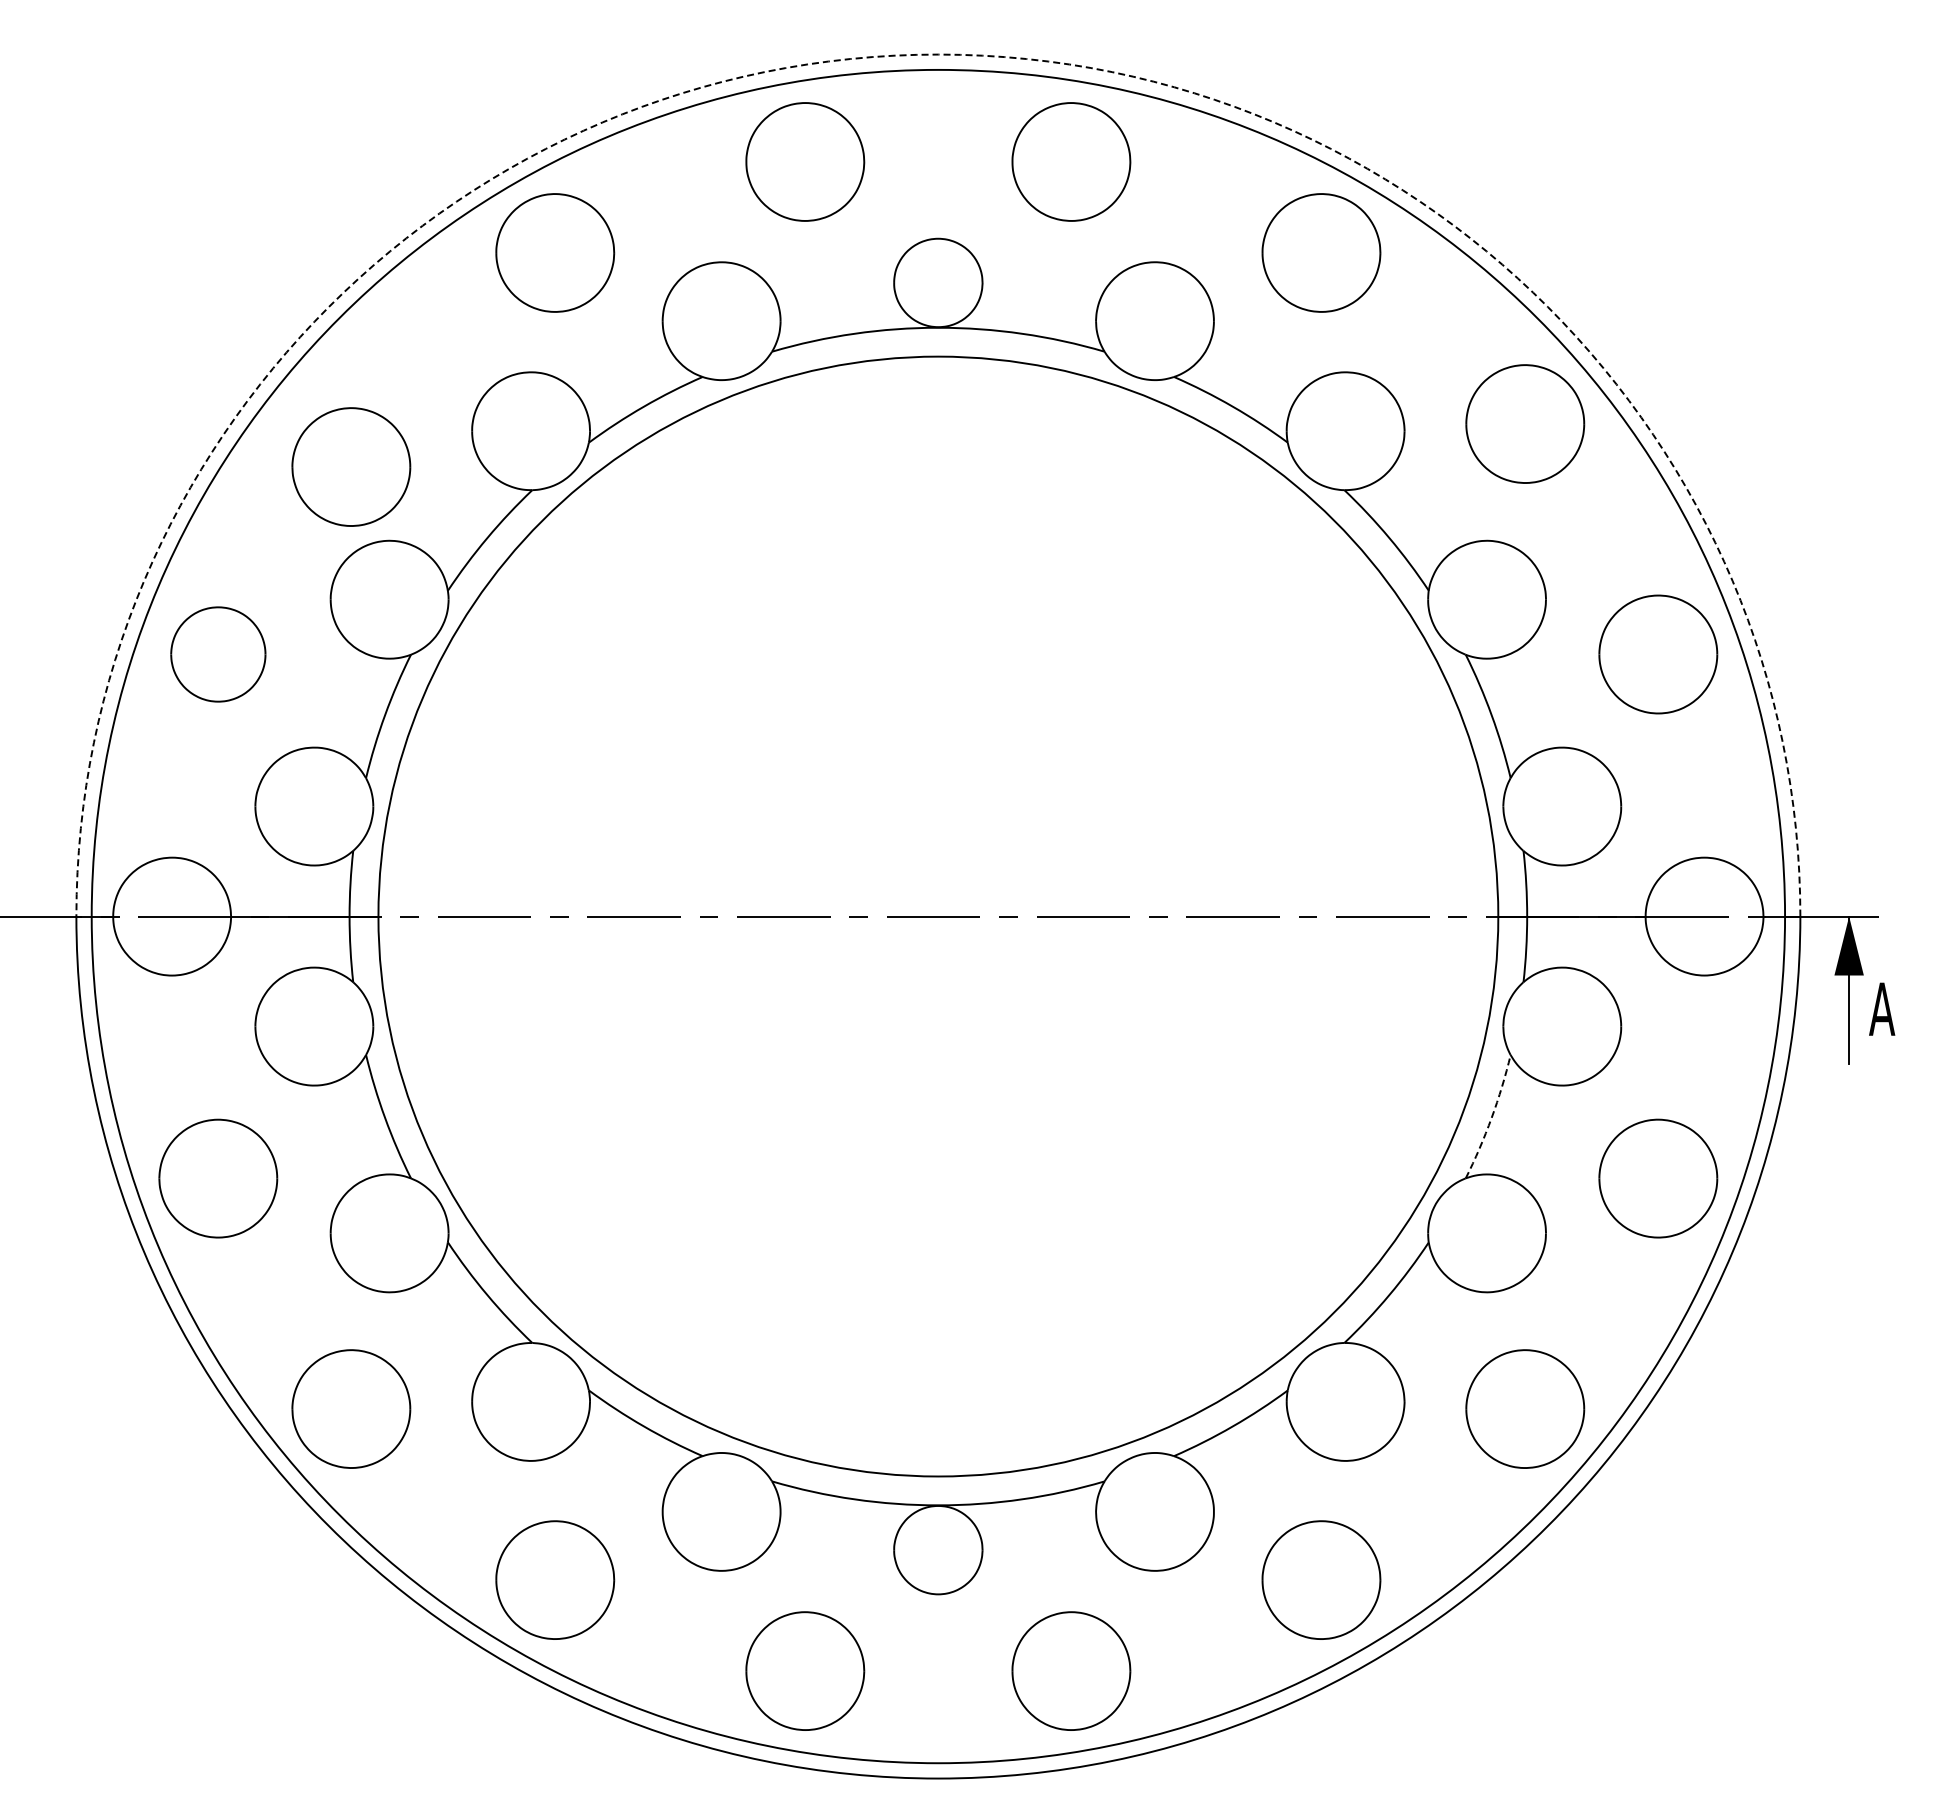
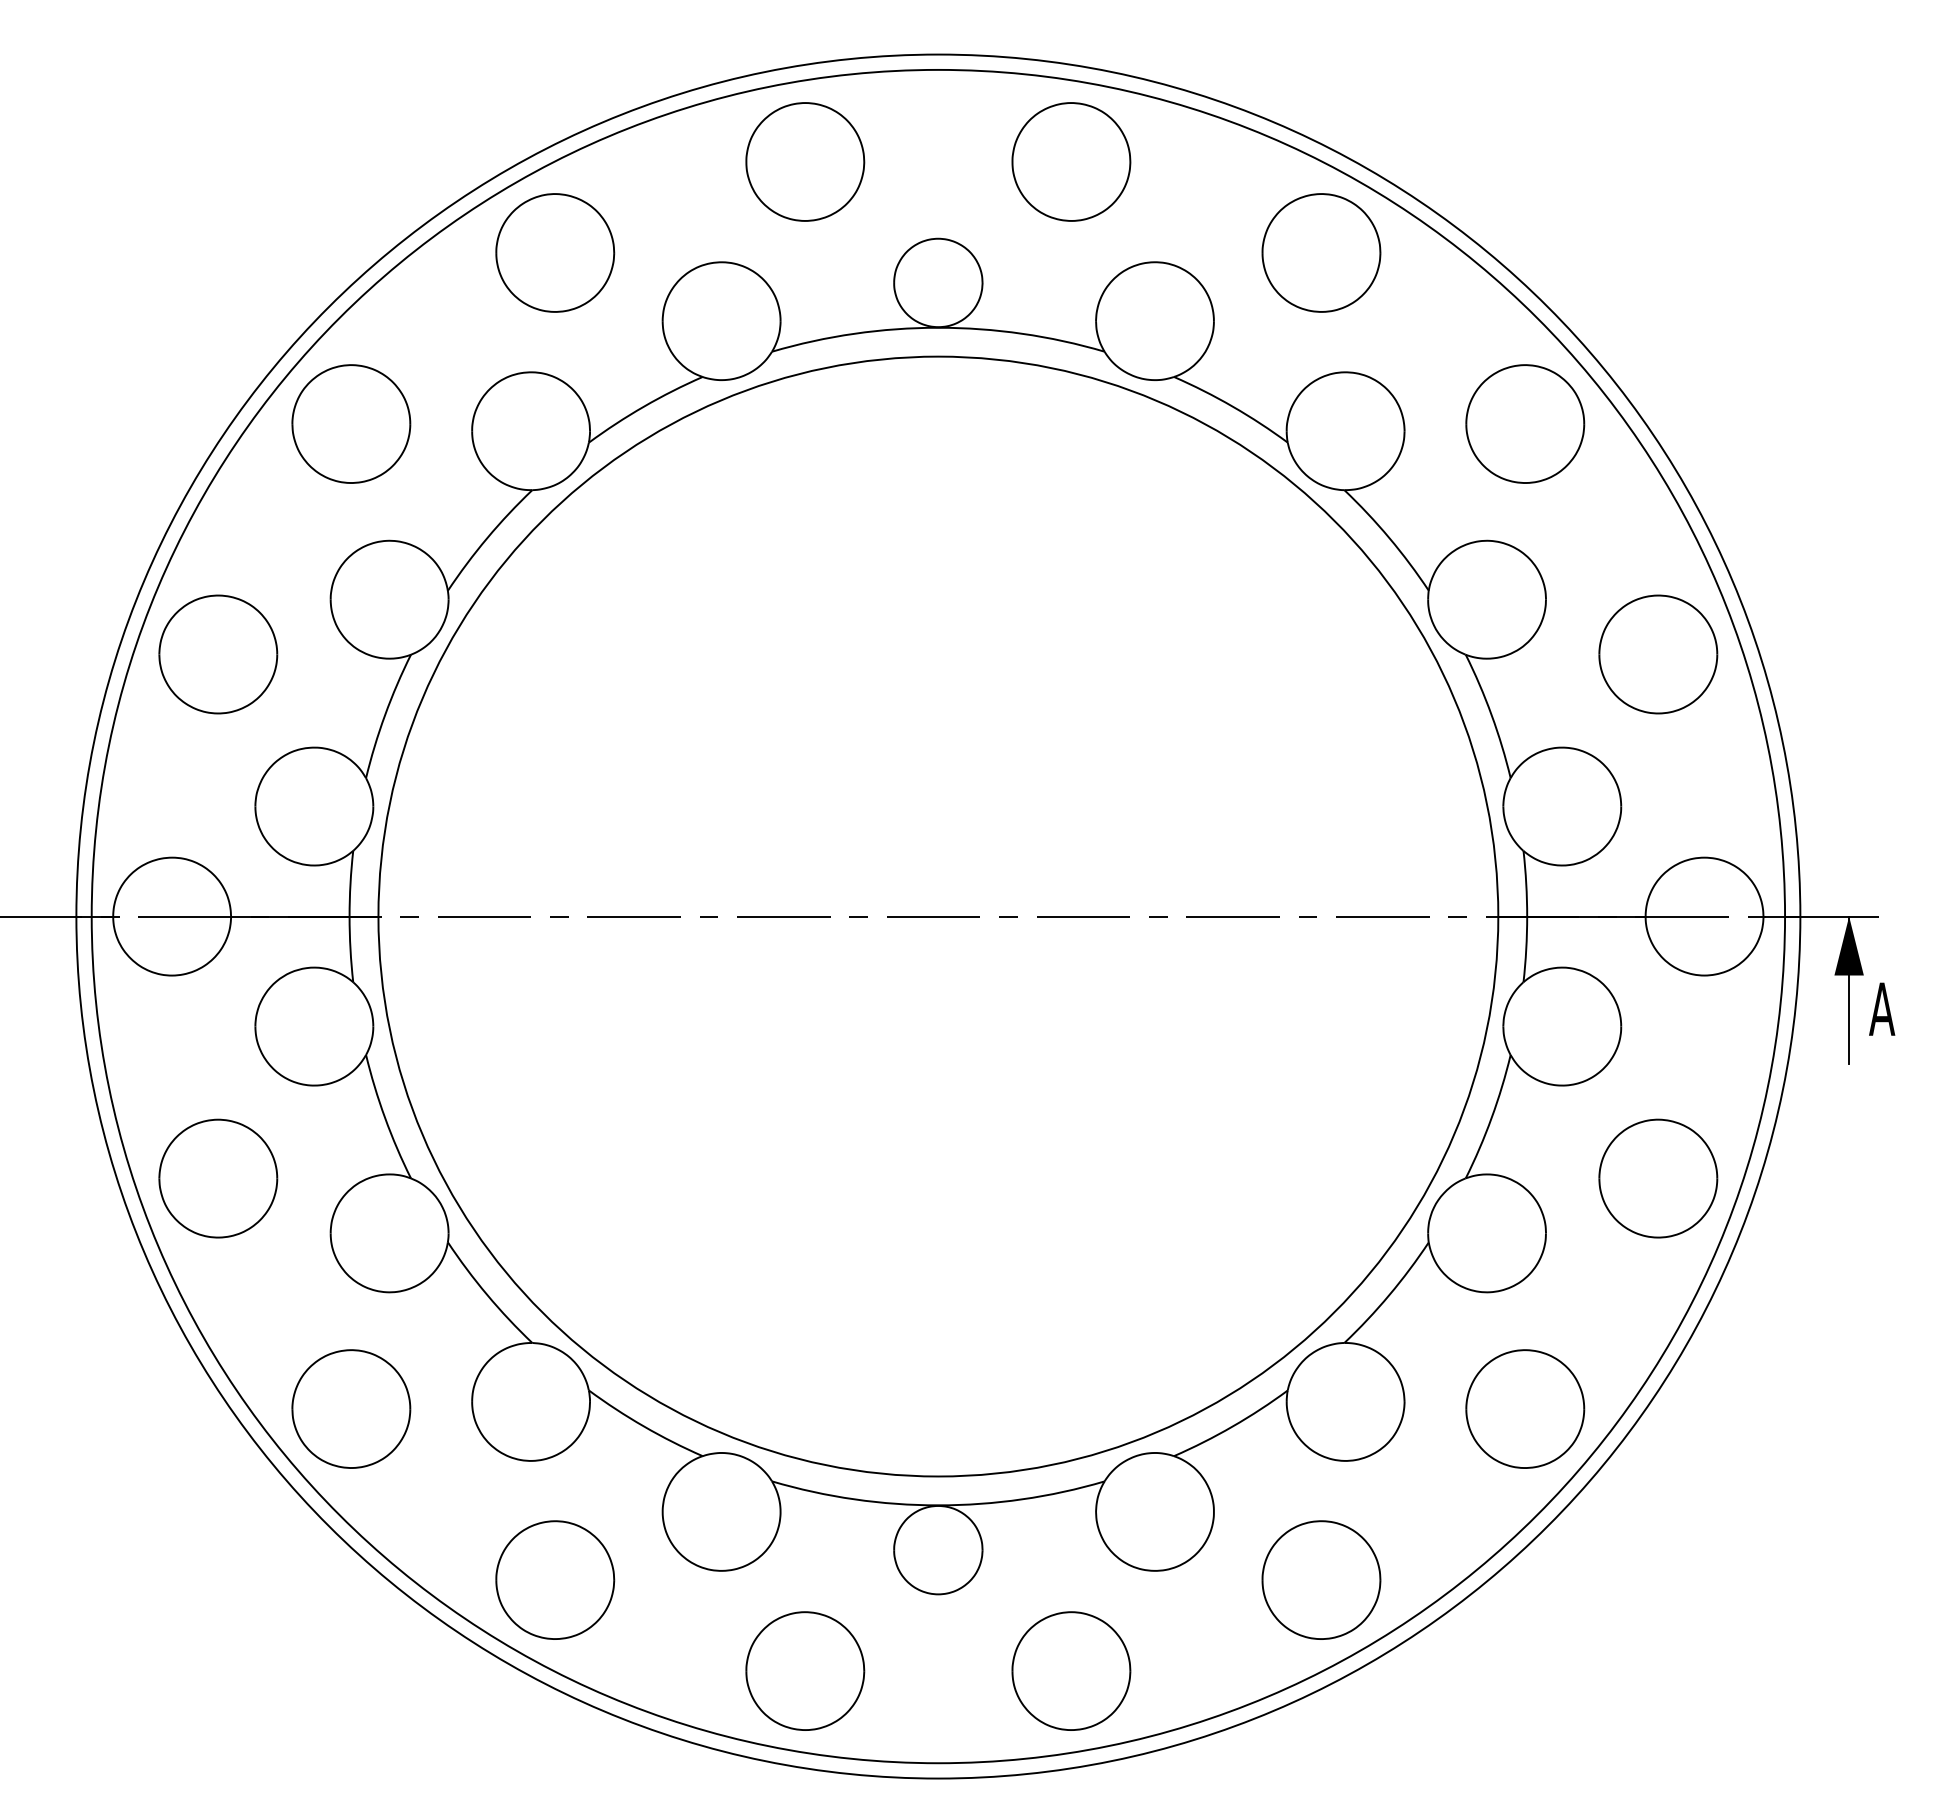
arc: dashed -> solid (938, 54)
part position: (351, 466) -> (351, 423) (351, 423)
part size: 97x97 px -> 121x121 px (218, 654)
arc: dashed -> solid (1491, 1117)
